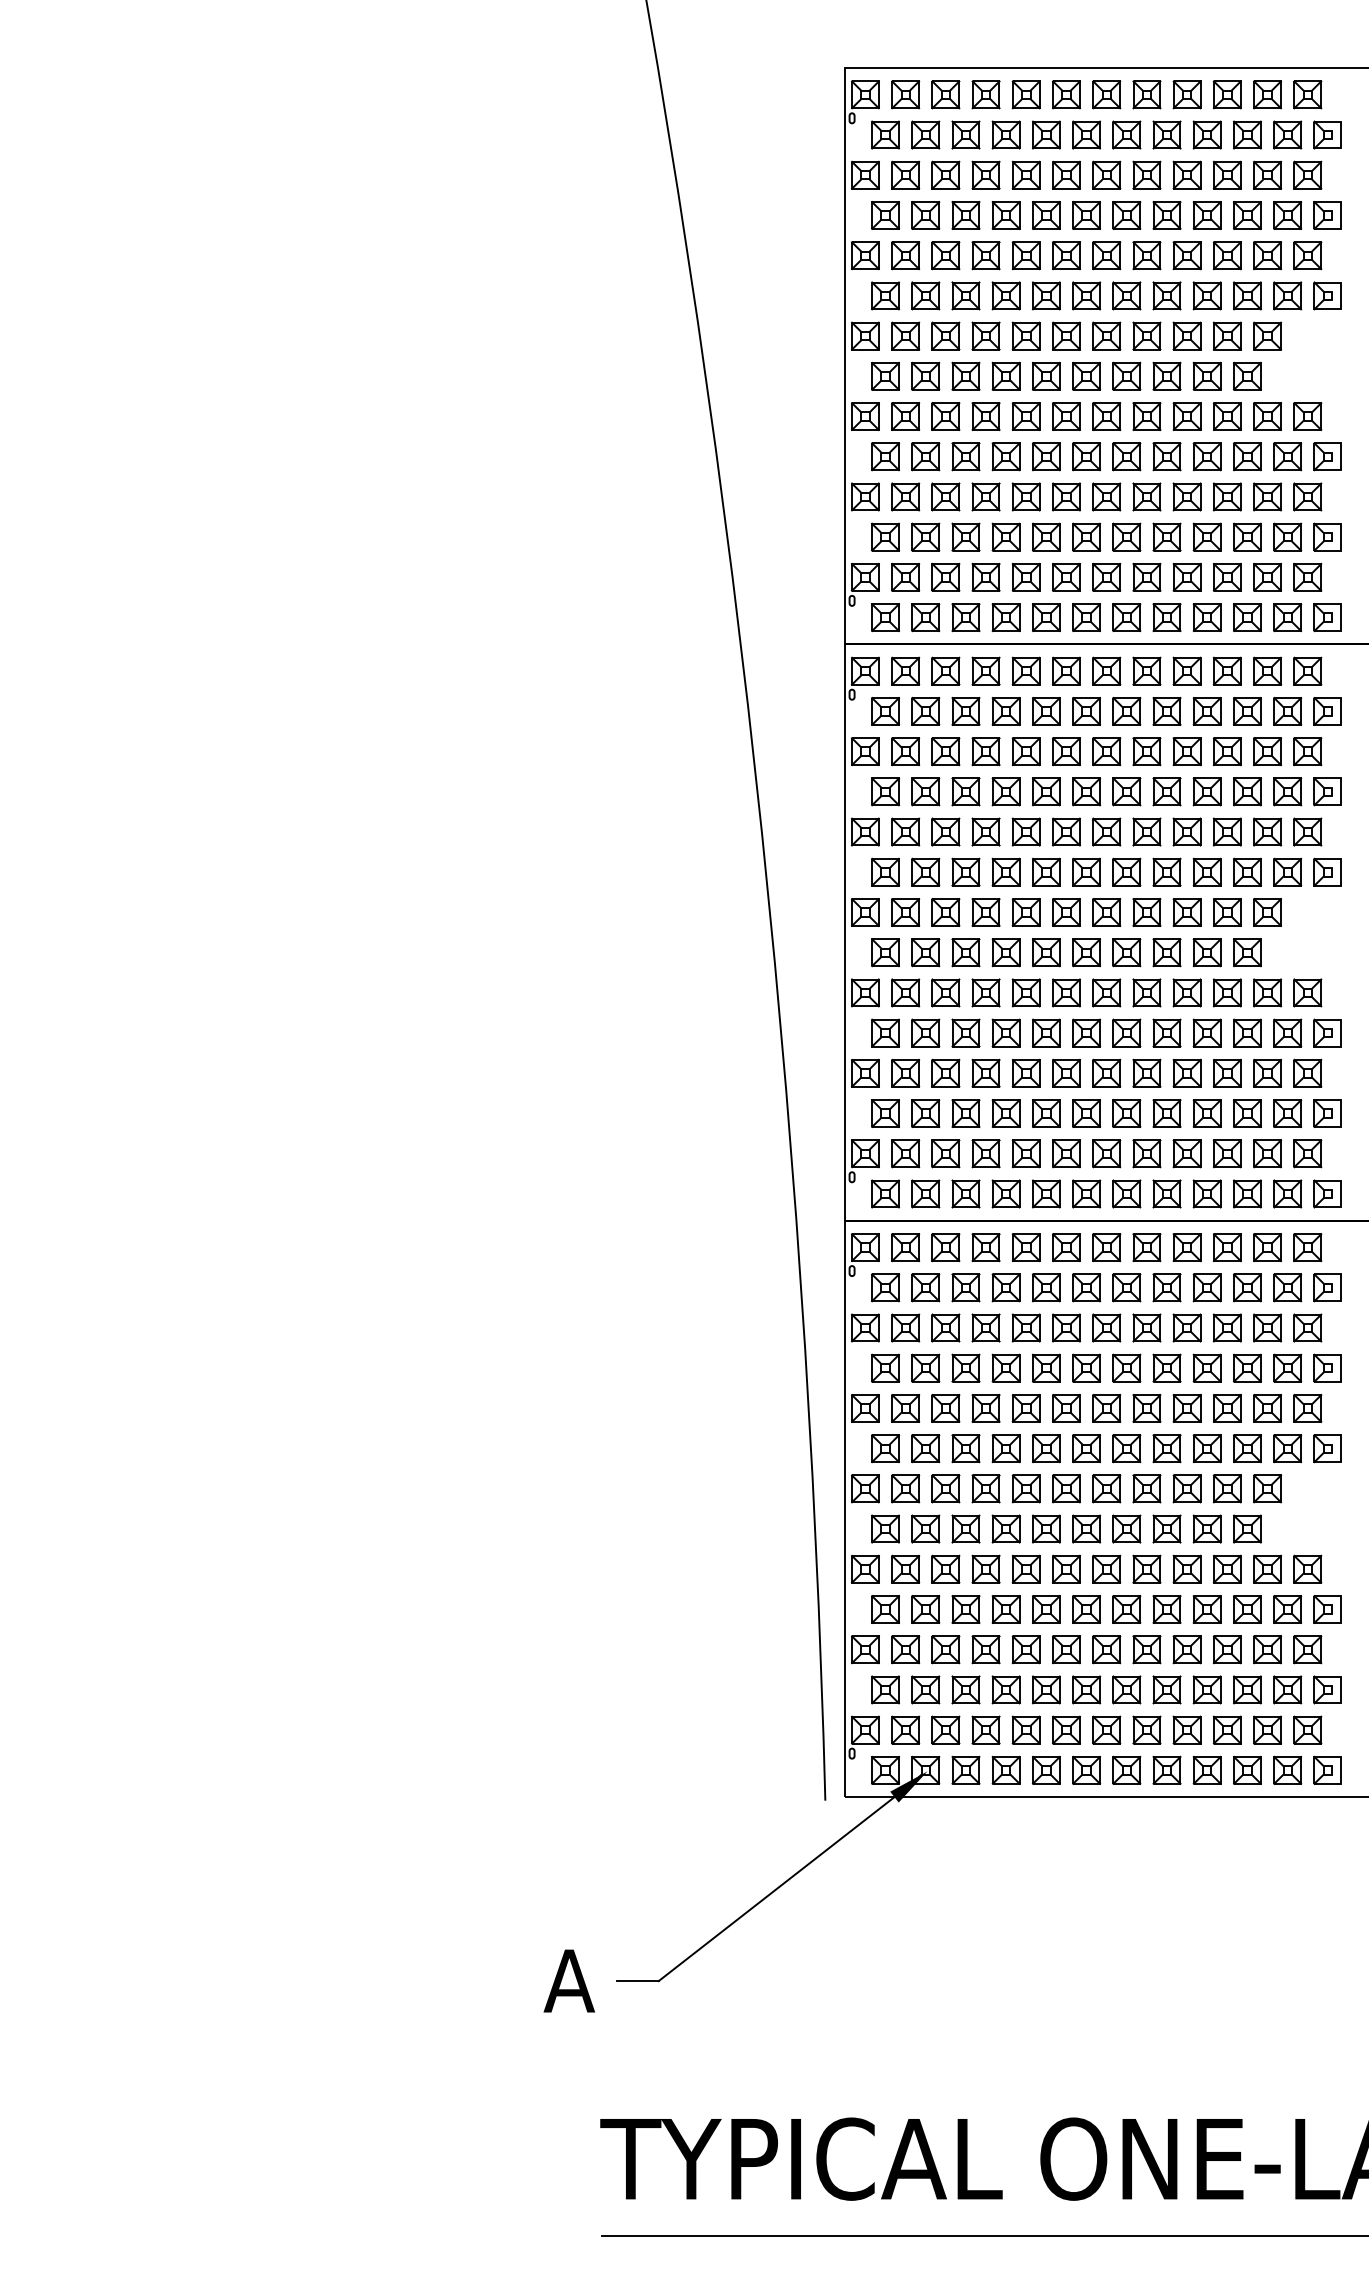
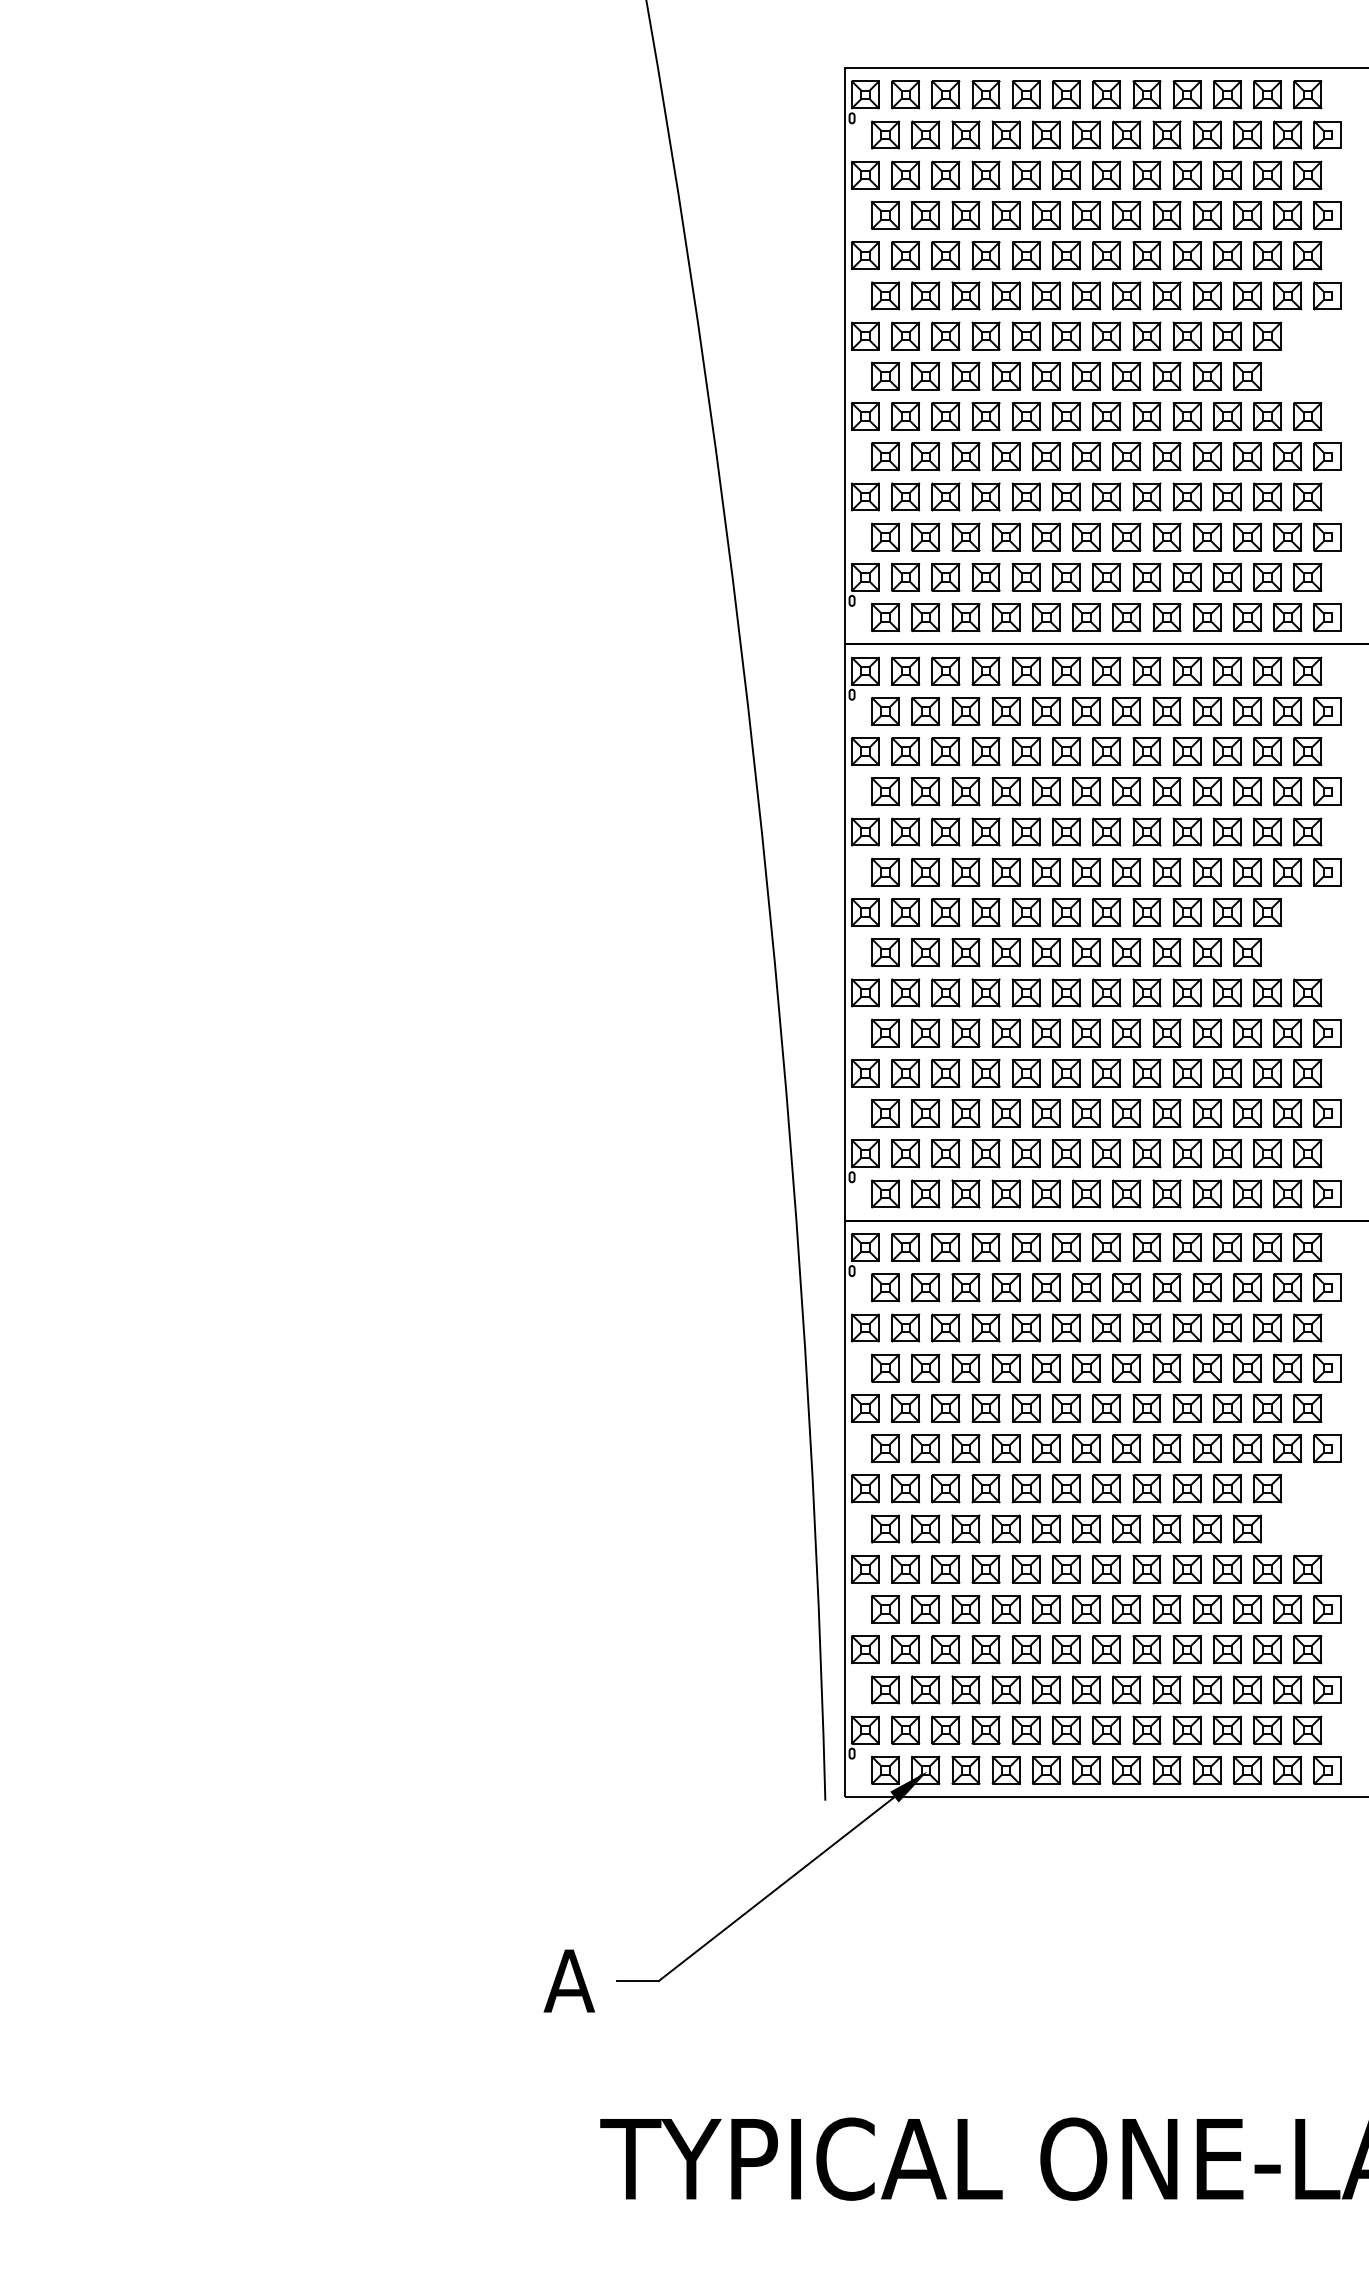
line: present -> none (983, 2235)
